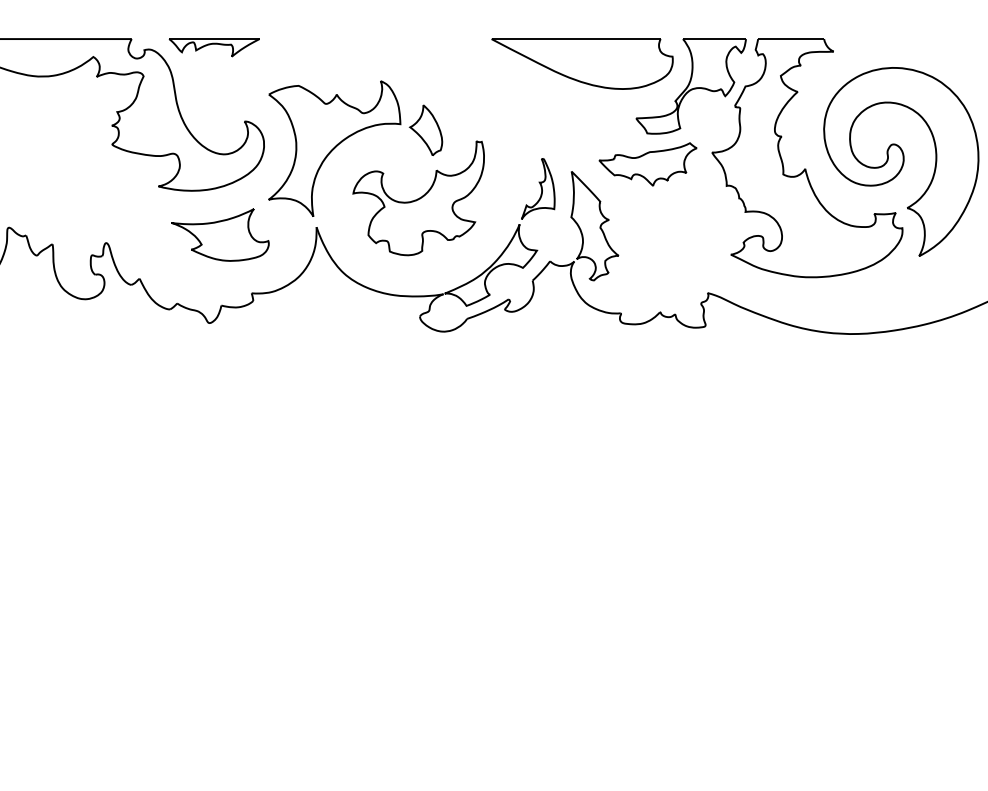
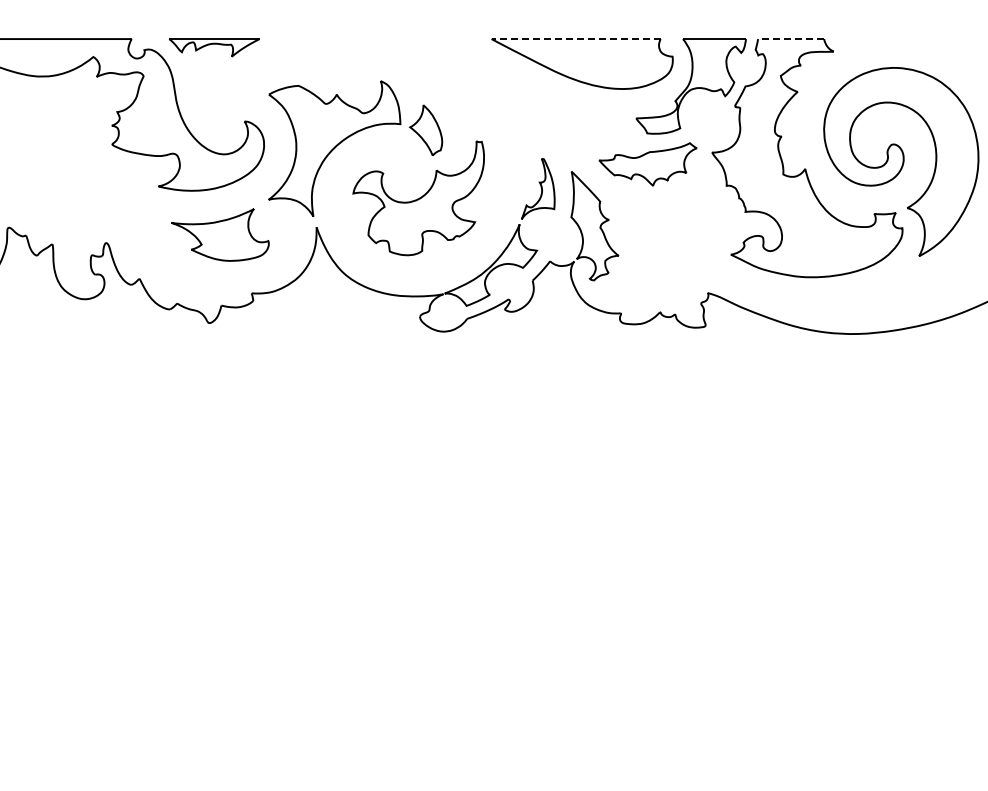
line: solid -> dashed (576, 39)
line: solid -> dashed (791, 39)
